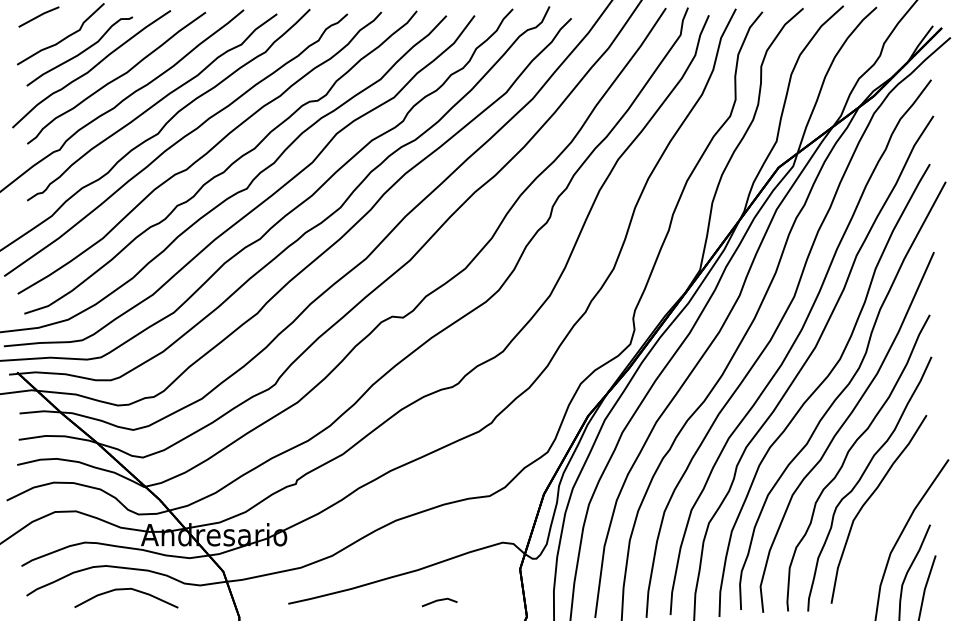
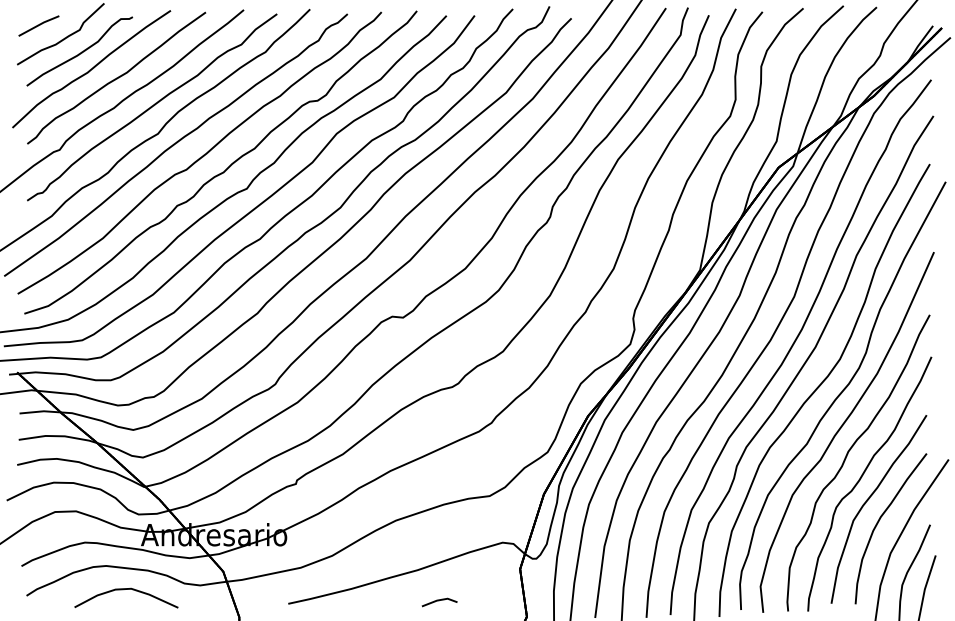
line position: (38, 16) -> (38, 25) (38, 25)
part: none -> present (878, 523)
